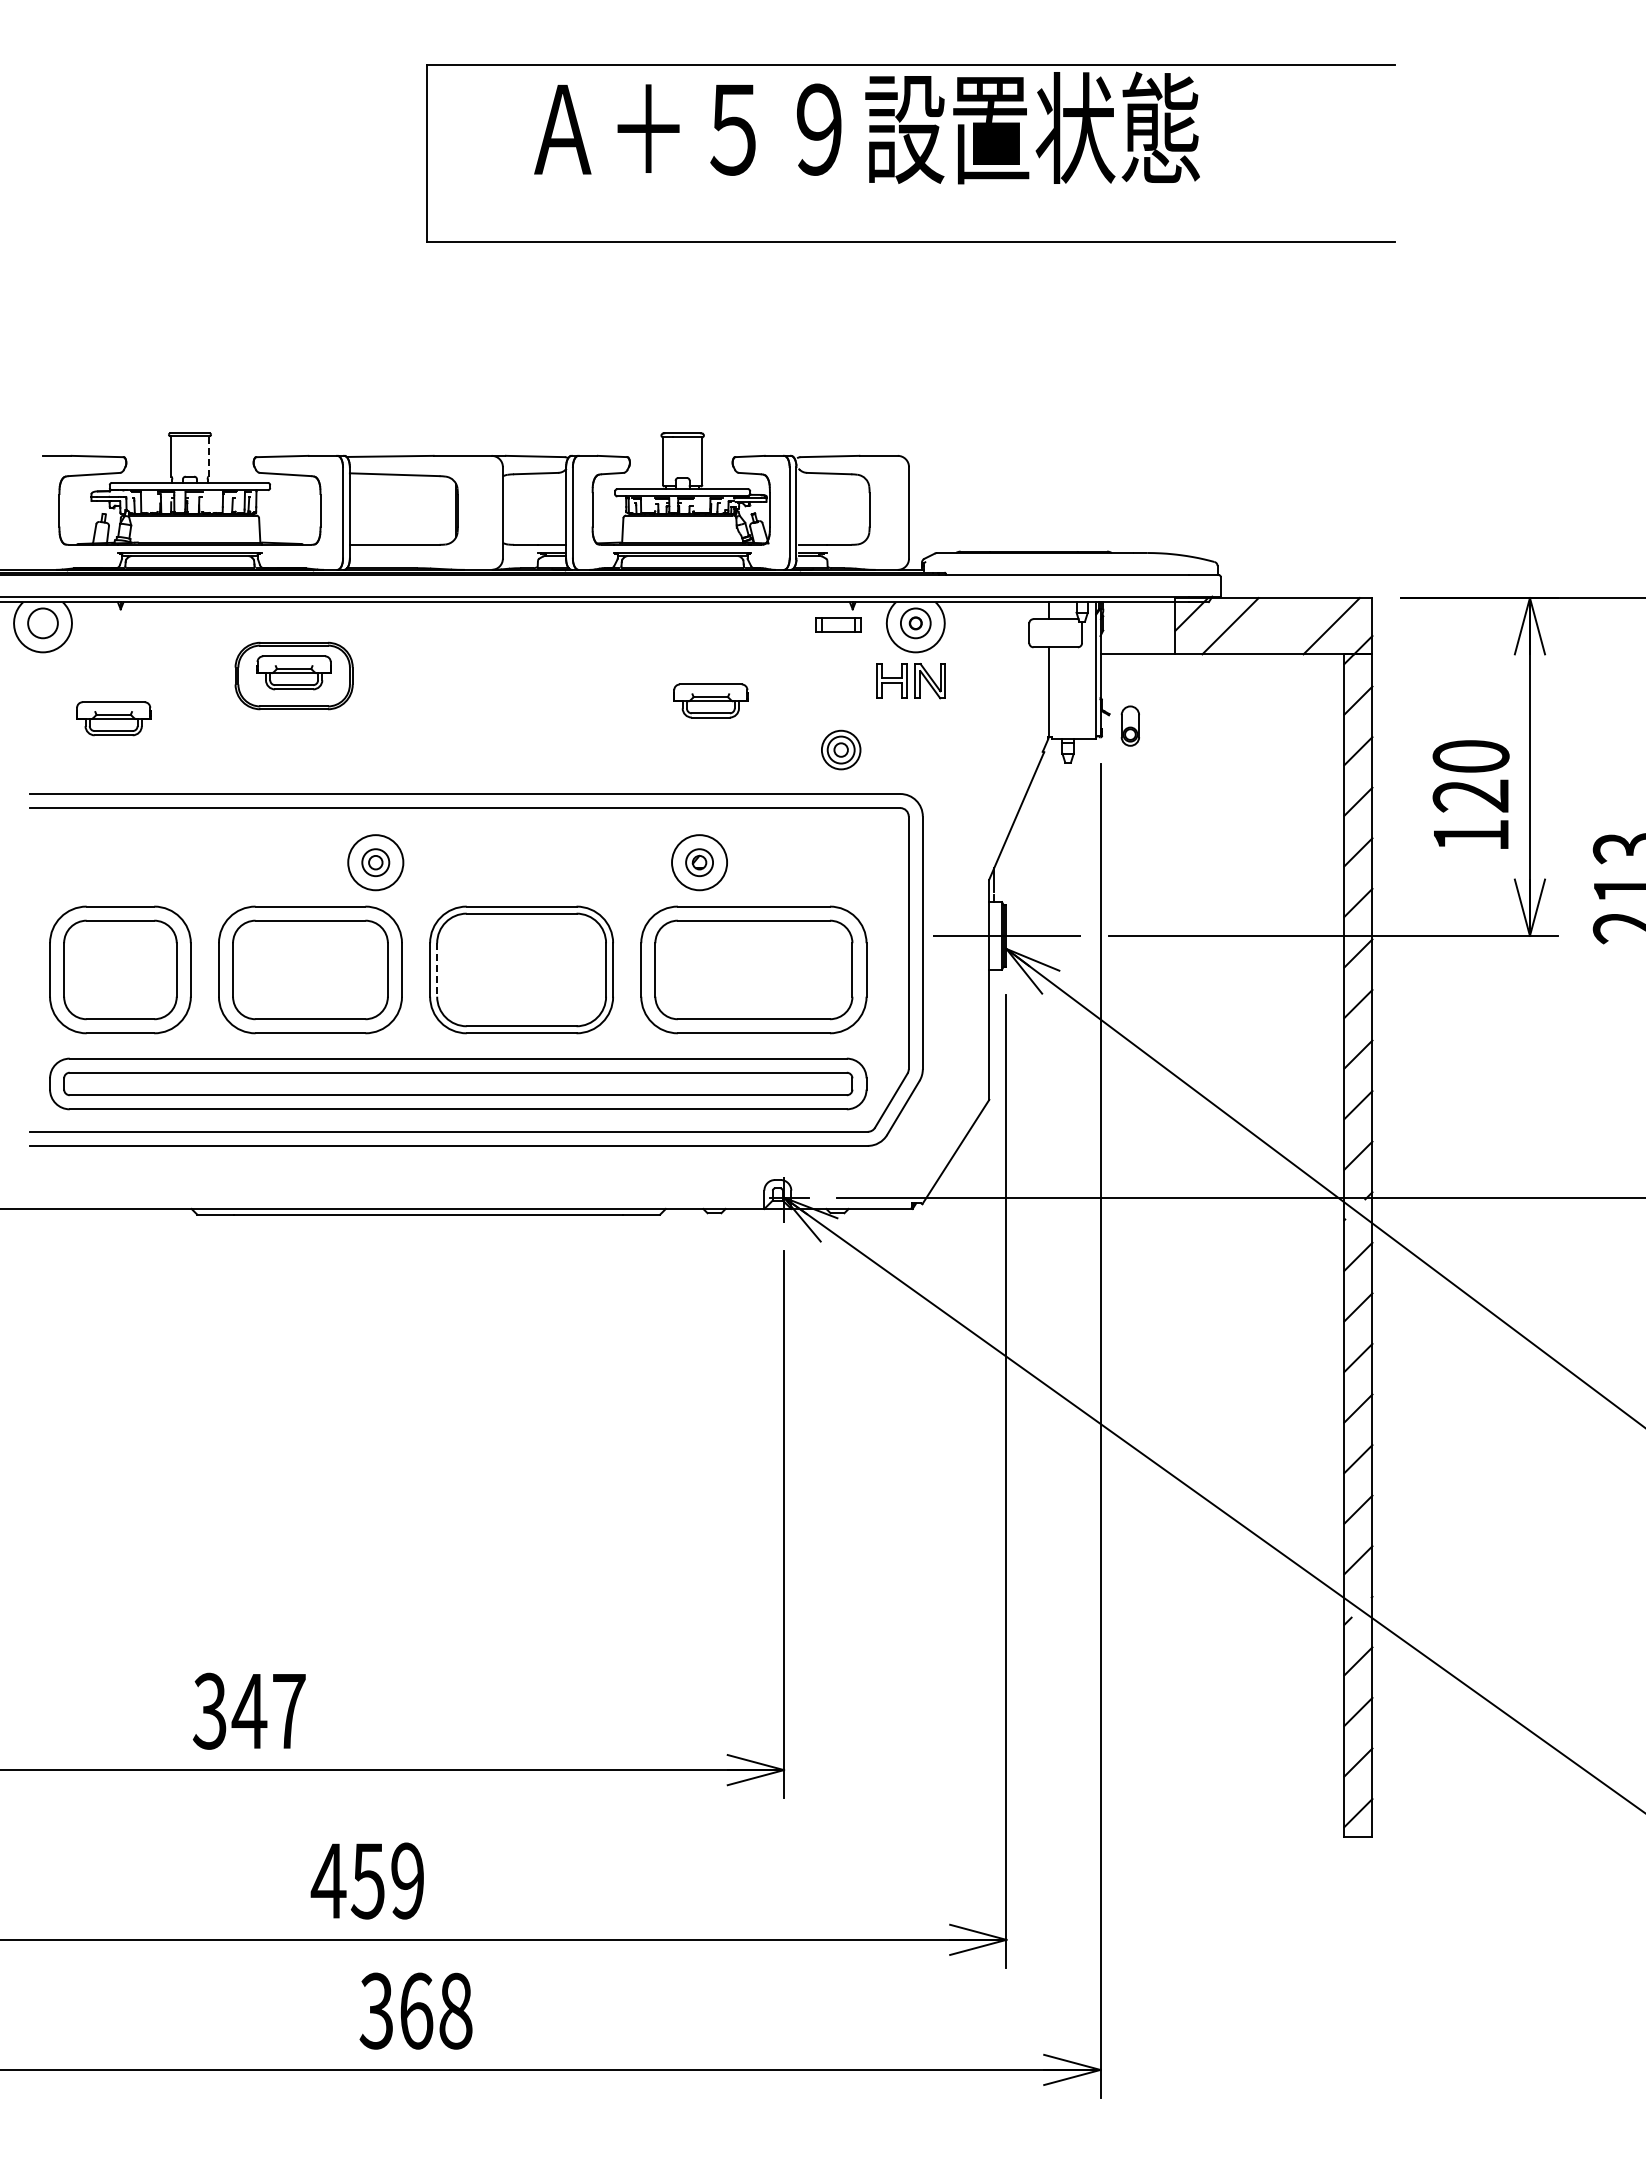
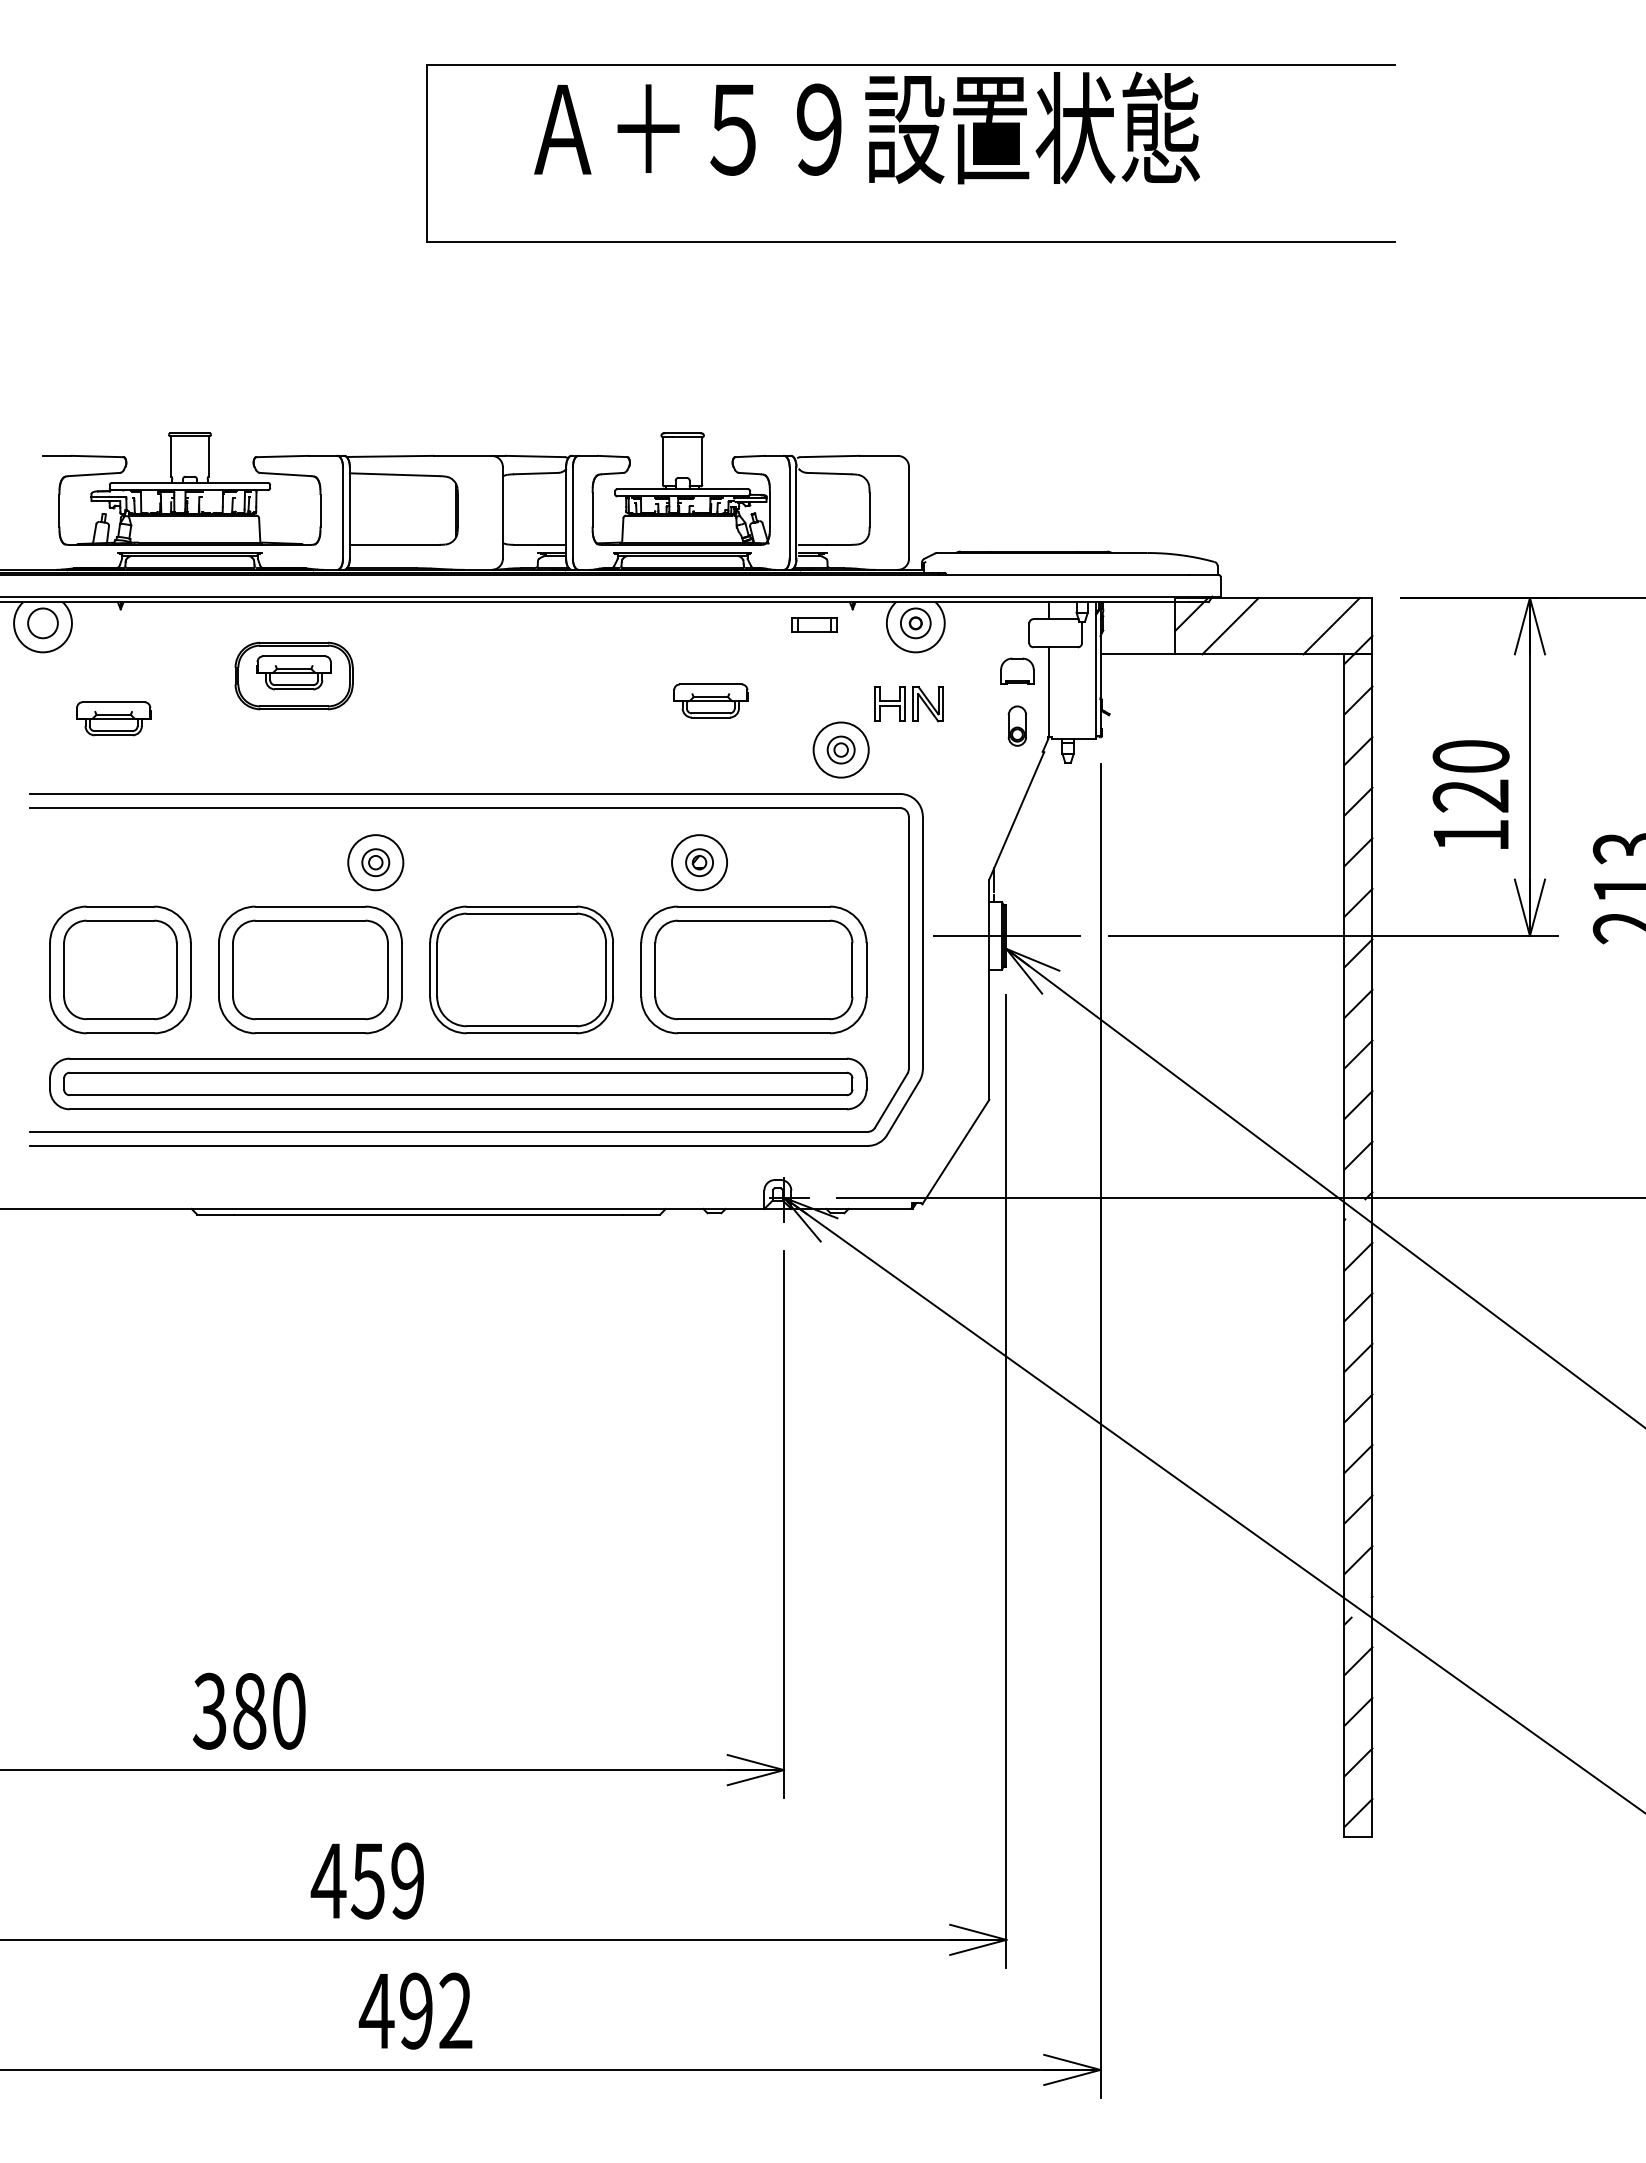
line: dashed -> solid (208, 455)
part position: (838, 624) -> (814, 624) (814, 624)
part: none -> present (1017, 670)
part position: (910, 681) -> (908, 704) (908, 704)
part position: (1129, 725) -> (1016, 725) (1016, 725)
circle diameter: 39 px -> 55 px (840, 749)
line: dashed -> solid (437, 969)
text: 347 -> 380 (268, 1710)
text: 368 -> 492 (415, 2010)
